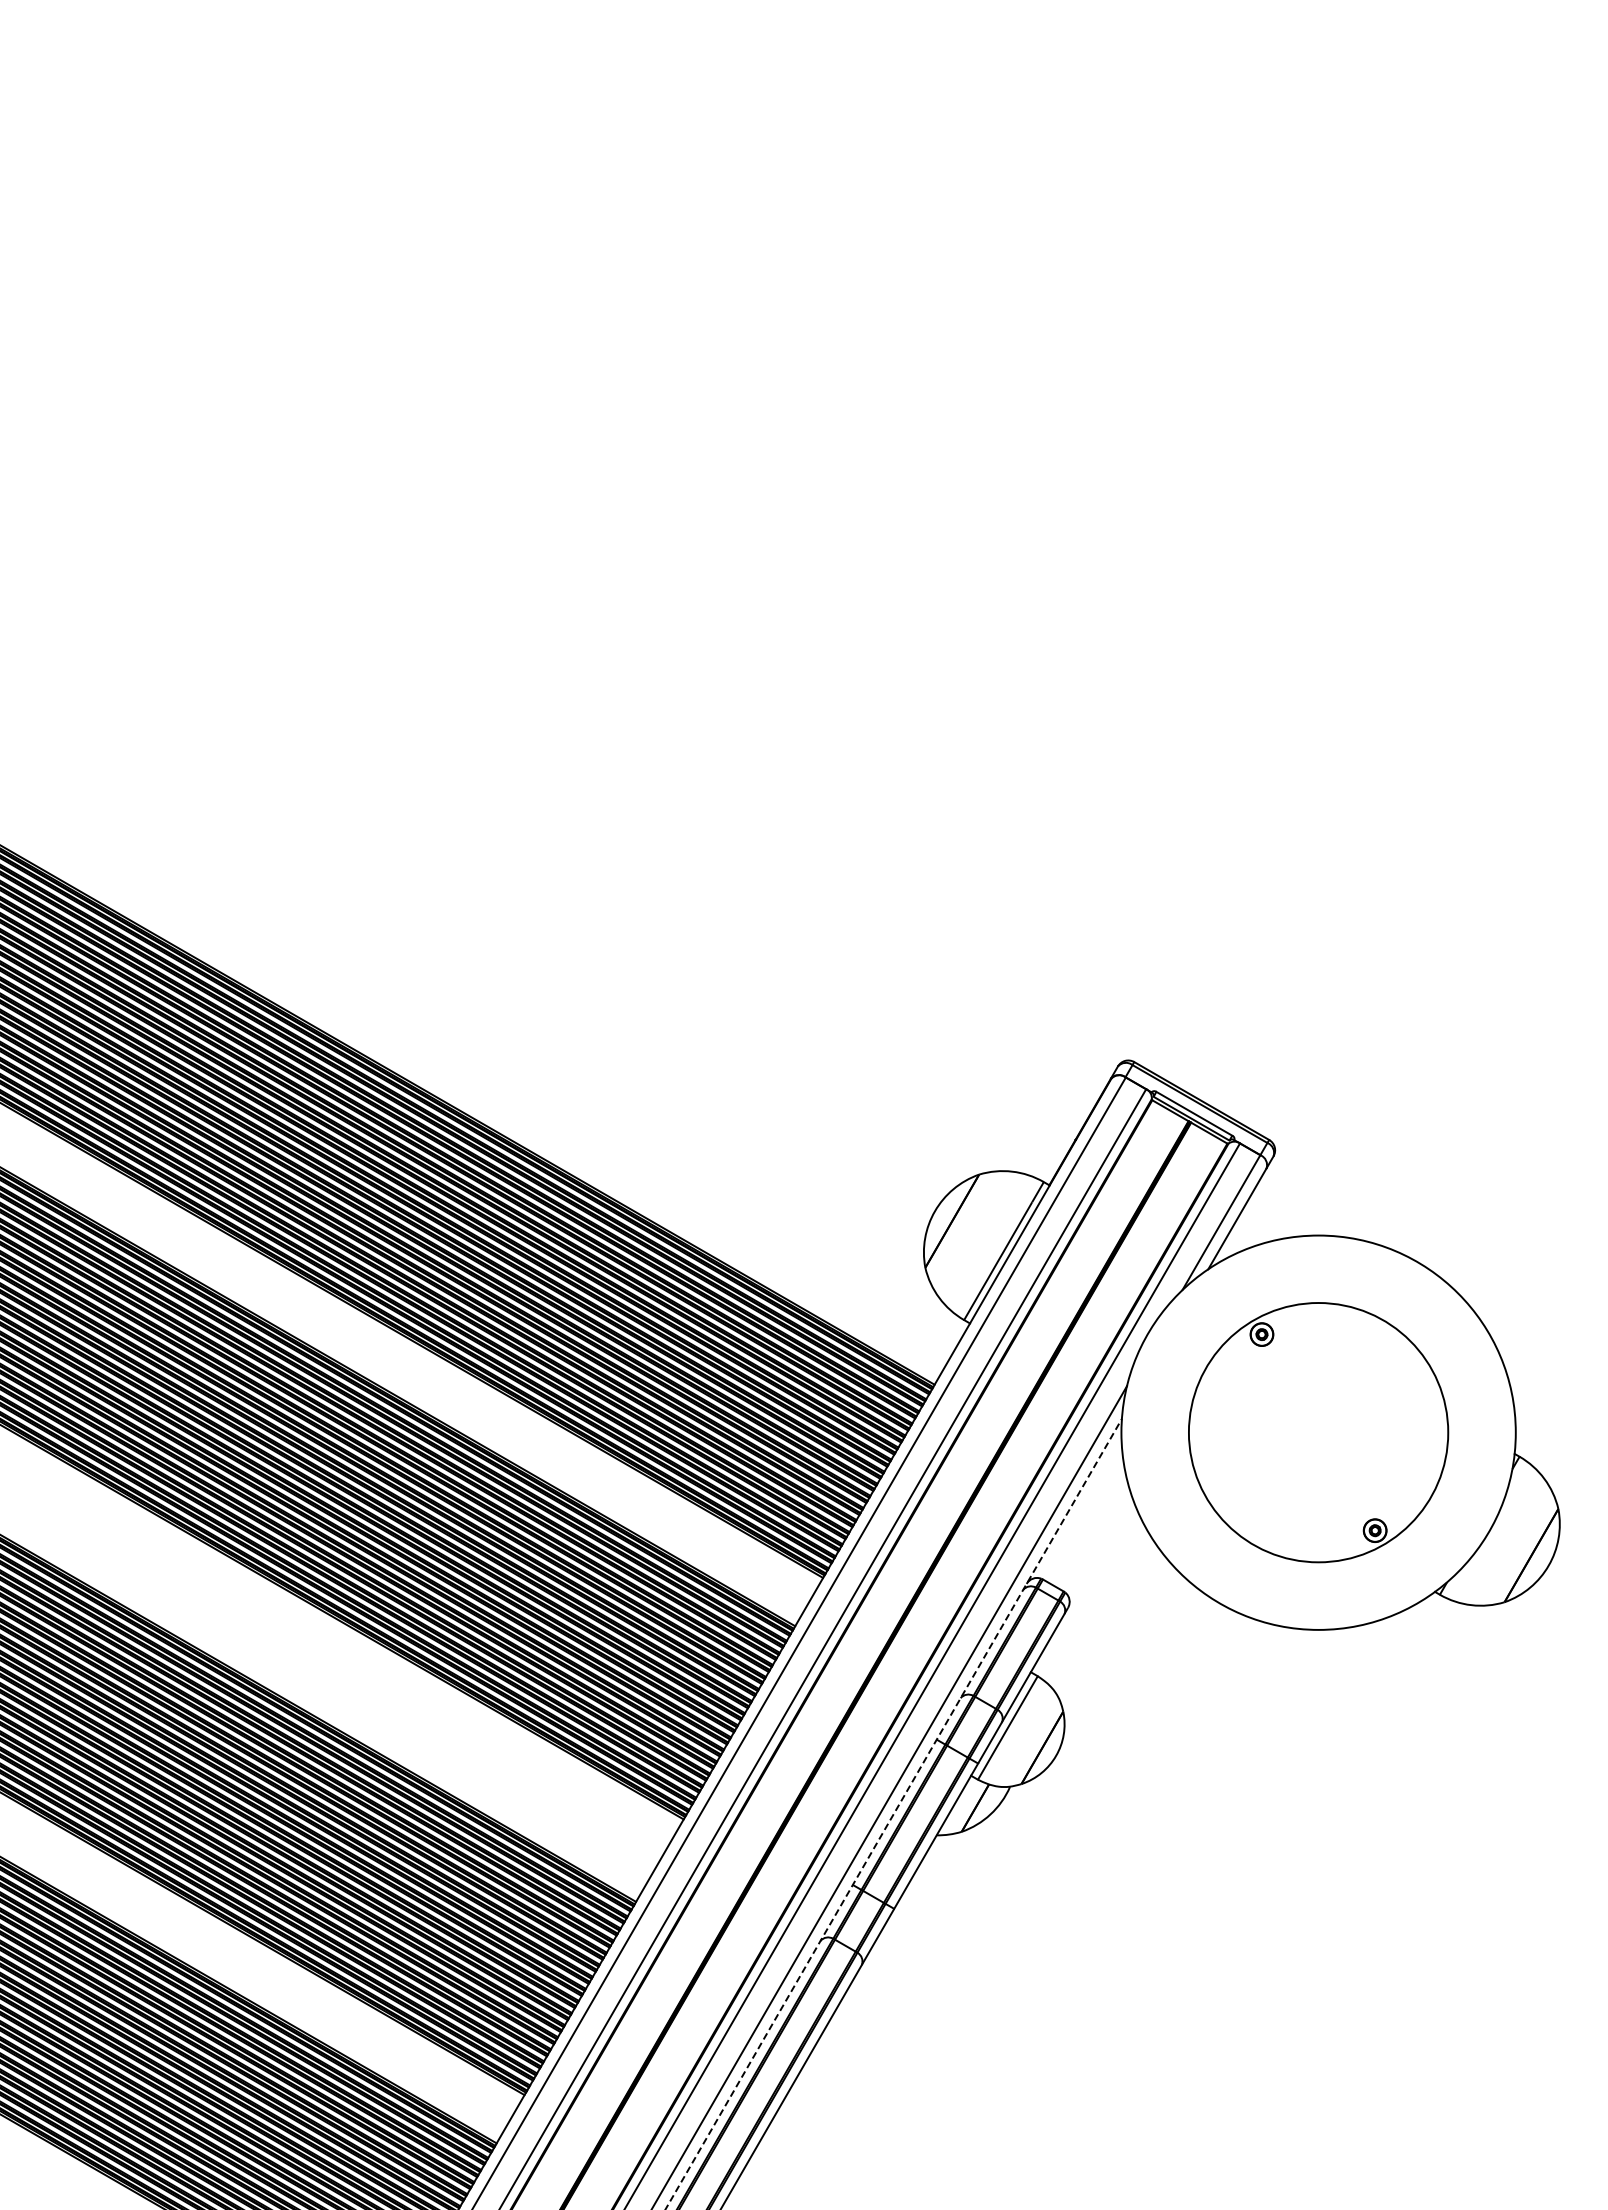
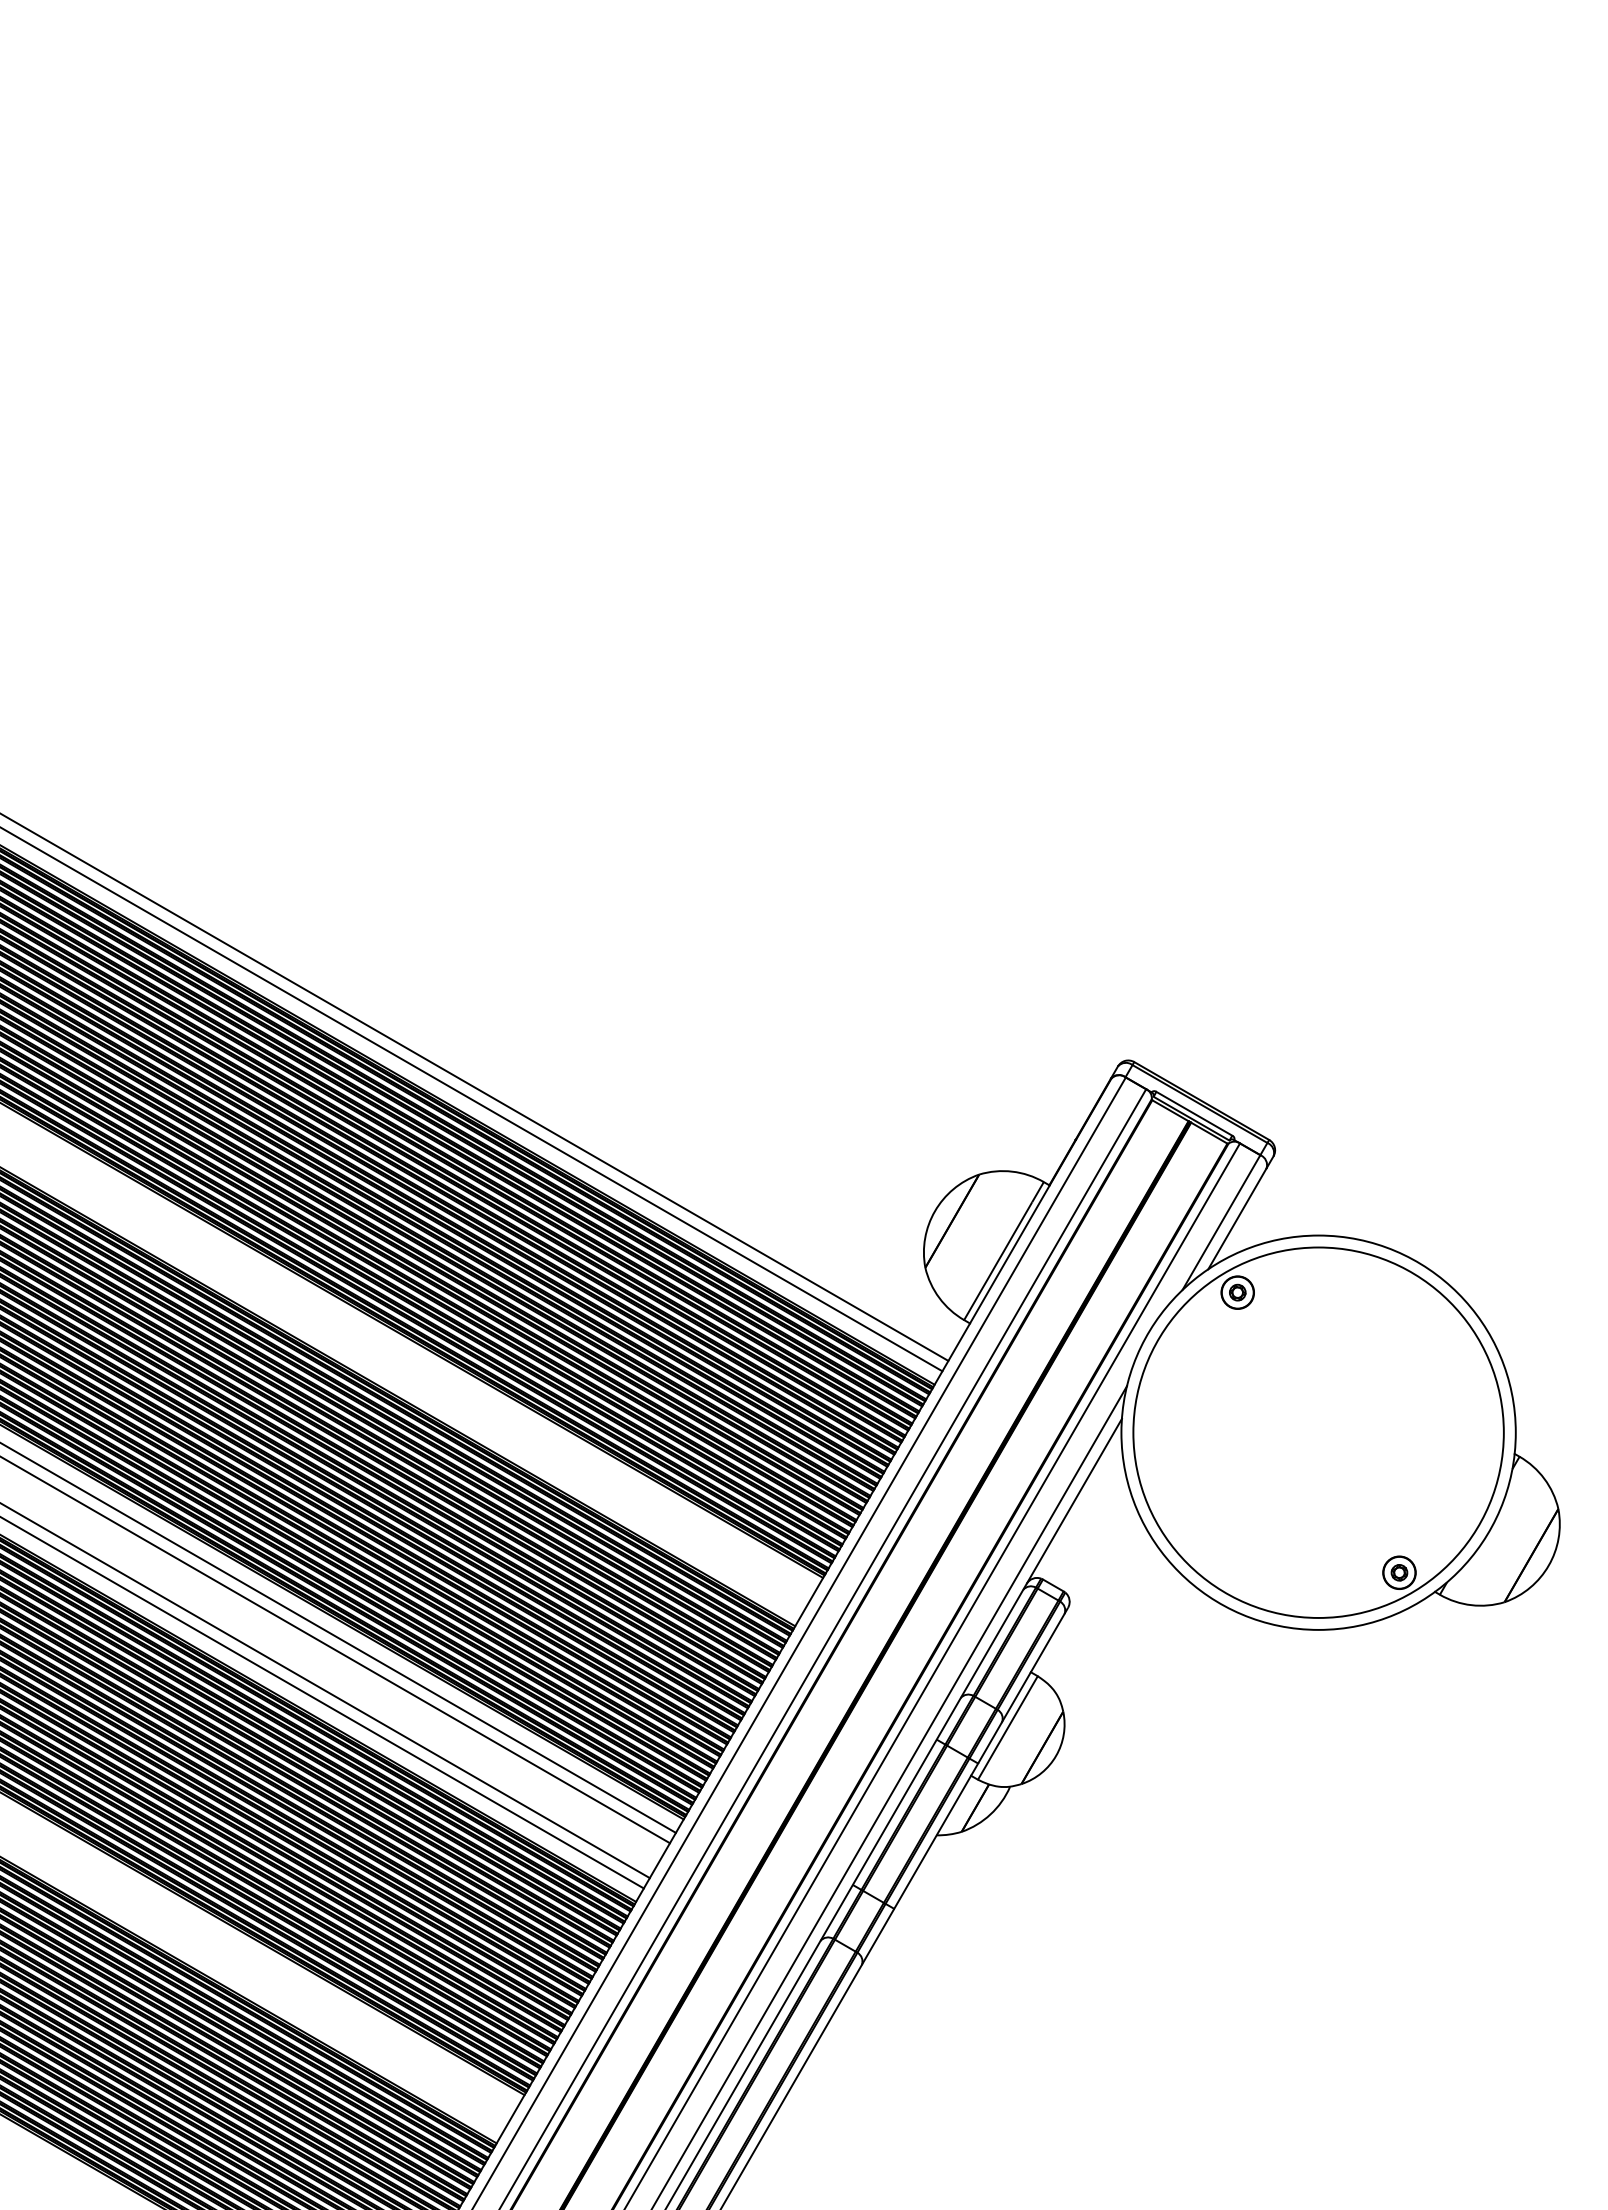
line: none -> present (475, 1087)
line: none -> present (472, 1099)
part size: 262x262 px -> 373x373 px (1318, 1432)
line: none -> present (338, 1637)
line: none -> present (335, 1650)
line: none -> present (325, 1691)
line: none -> present (322, 1702)
line: dashed -> solid (893, 1813)
